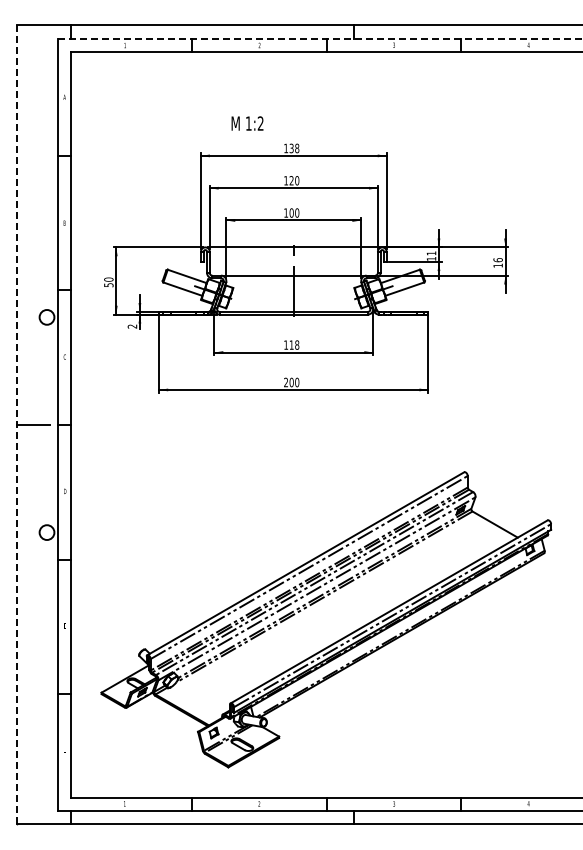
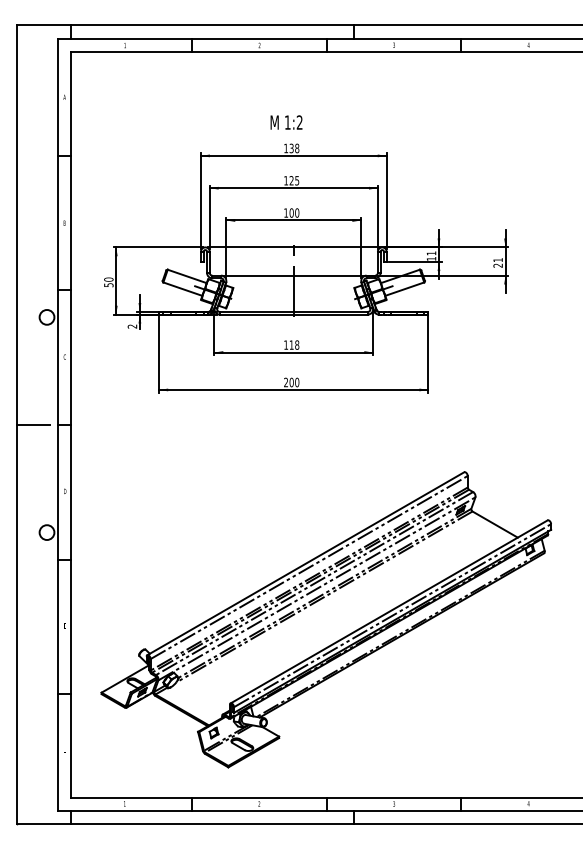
line: dashed -> solid (320, 38)
text position: (247, 123) -> (286, 122) (286, 122)
text: 120 -> 125 (297, 180)
text: 16 -> 21 (497, 262)
line: dashed -> solid (17, 424)
